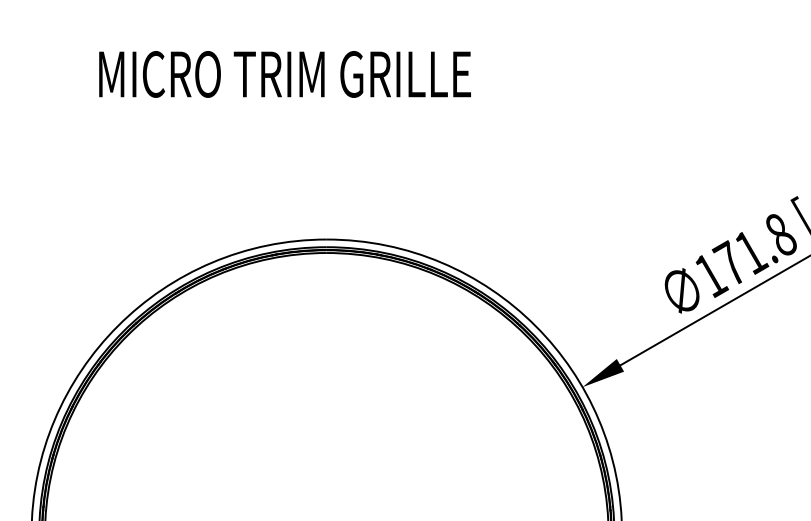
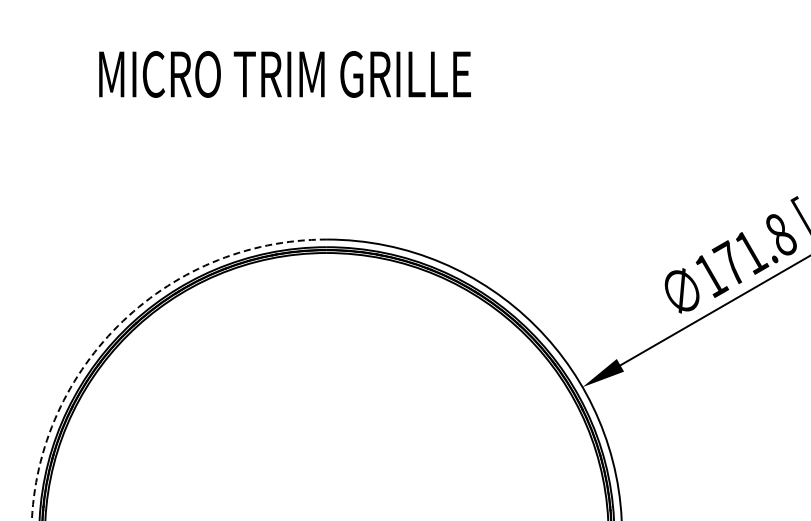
arc: solid -> dashed (122, 321)
